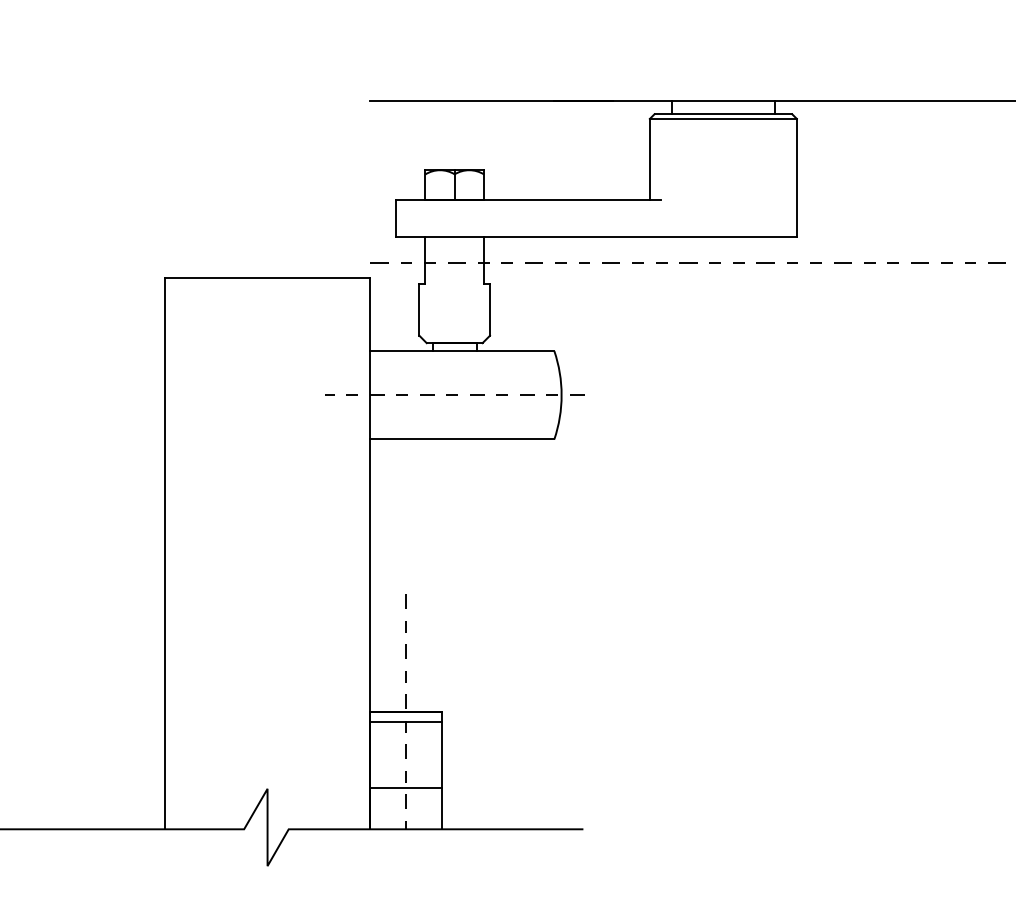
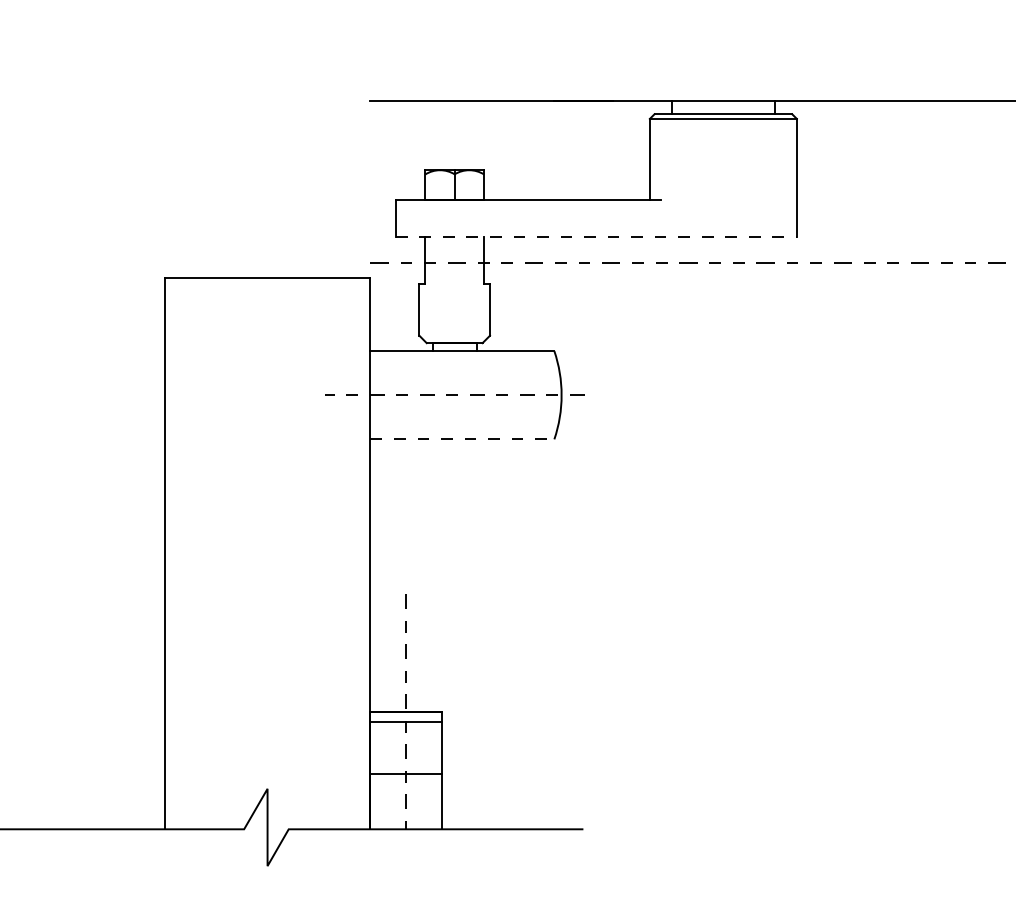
line: solid -> dashed (596, 237)
line: solid -> dashed (462, 439)
line position: (405, 788) -> (405, 774) (405, 774)
